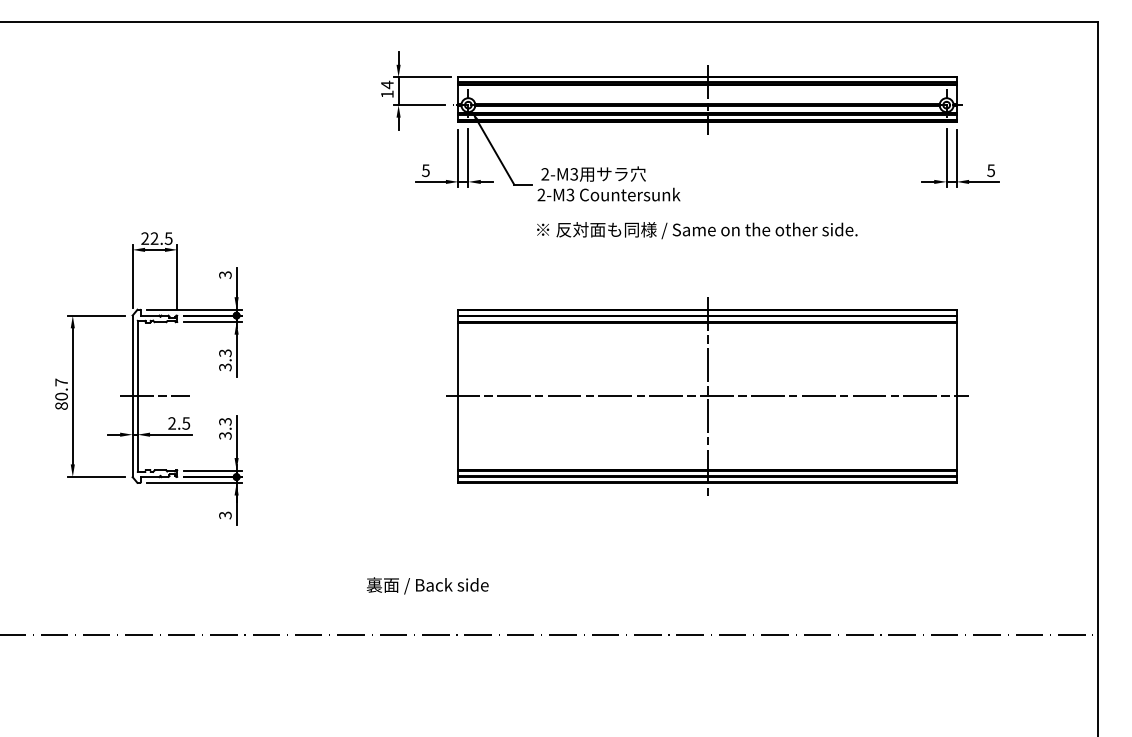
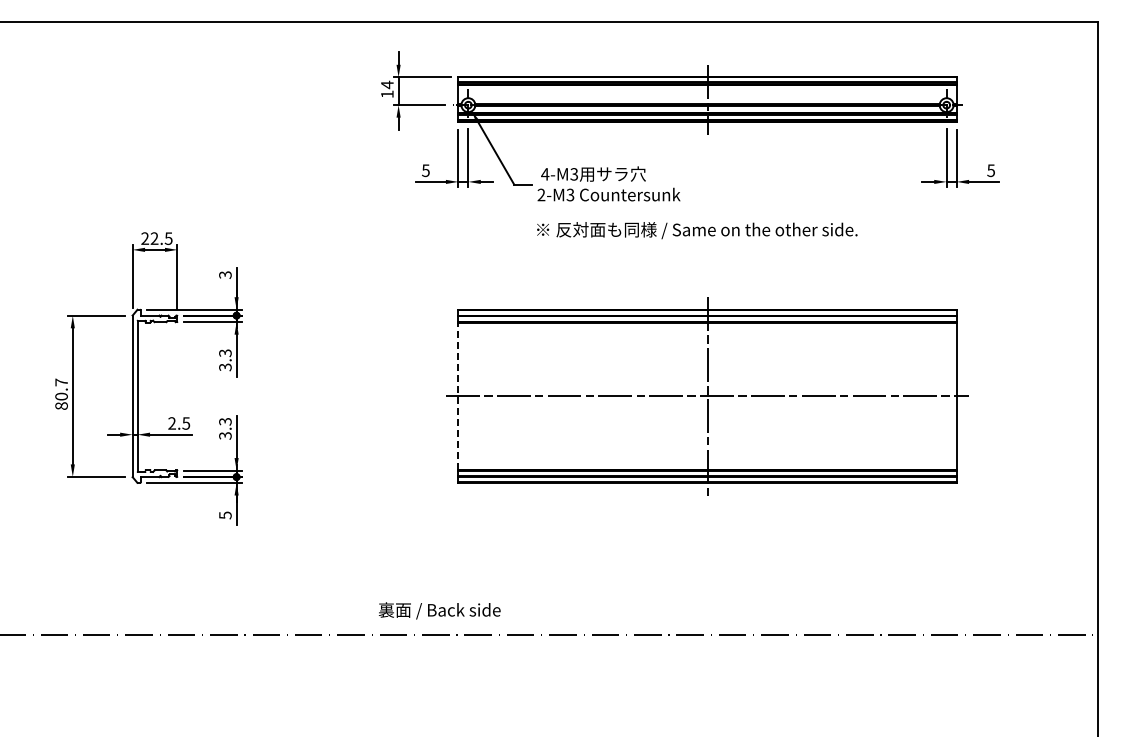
text: 2-M3 -> 4-M3 (545, 174)
line: present -> none (154, 396)
line: solid -> dashed (458, 396)
text: 3 -> 5 (225, 514)
text position: (427, 585) -> (439, 610) (439, 610)
